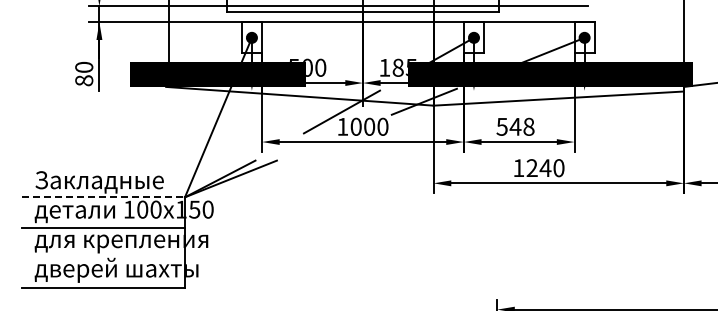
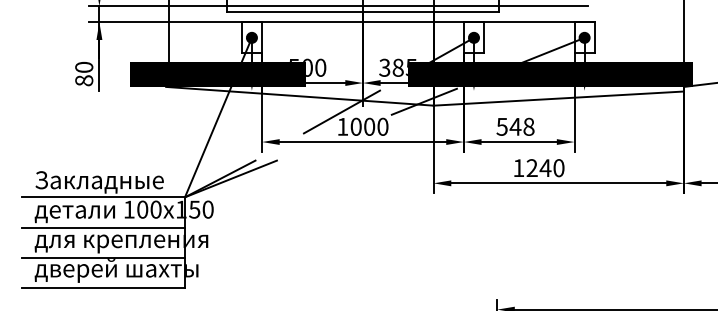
text: 185 -> 385 (384, 67)
line: dashed -> solid (103, 197)
line: none -> present (103, 257)
